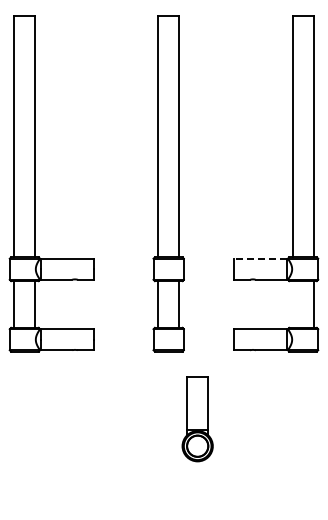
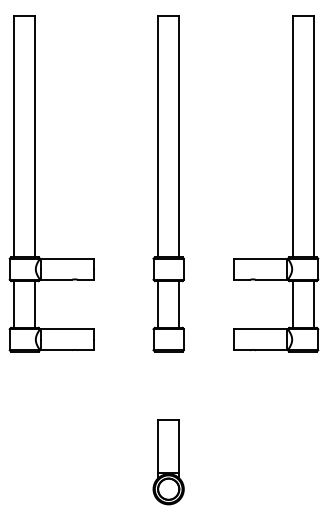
line: dashed -> solid (259, 258)
line: none -> present (292, 304)
part position: (197, 419) -> (168, 462) (168, 462)
